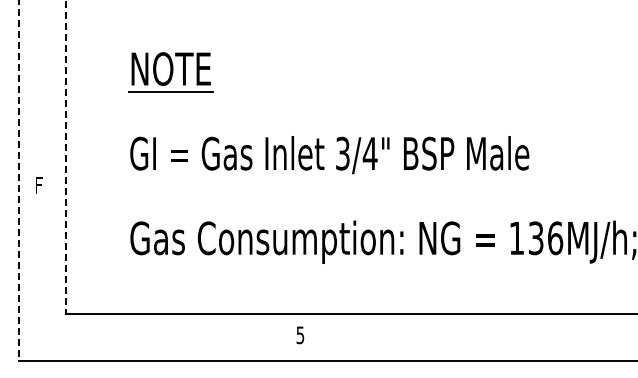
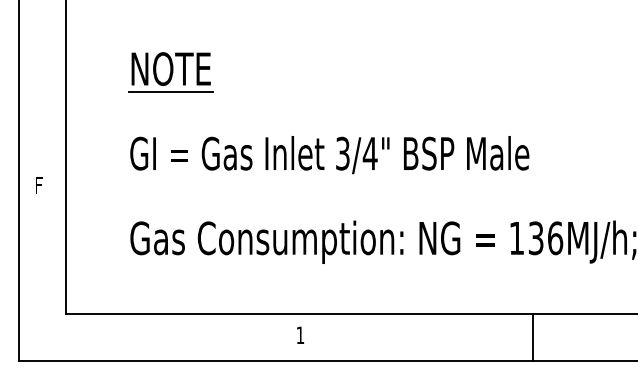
line: dashed -> solid (65, 157)
line: dashed -> solid (18, 180)
text: 5 -> 1 (300, 335)
line: none -> present (533, 337)
